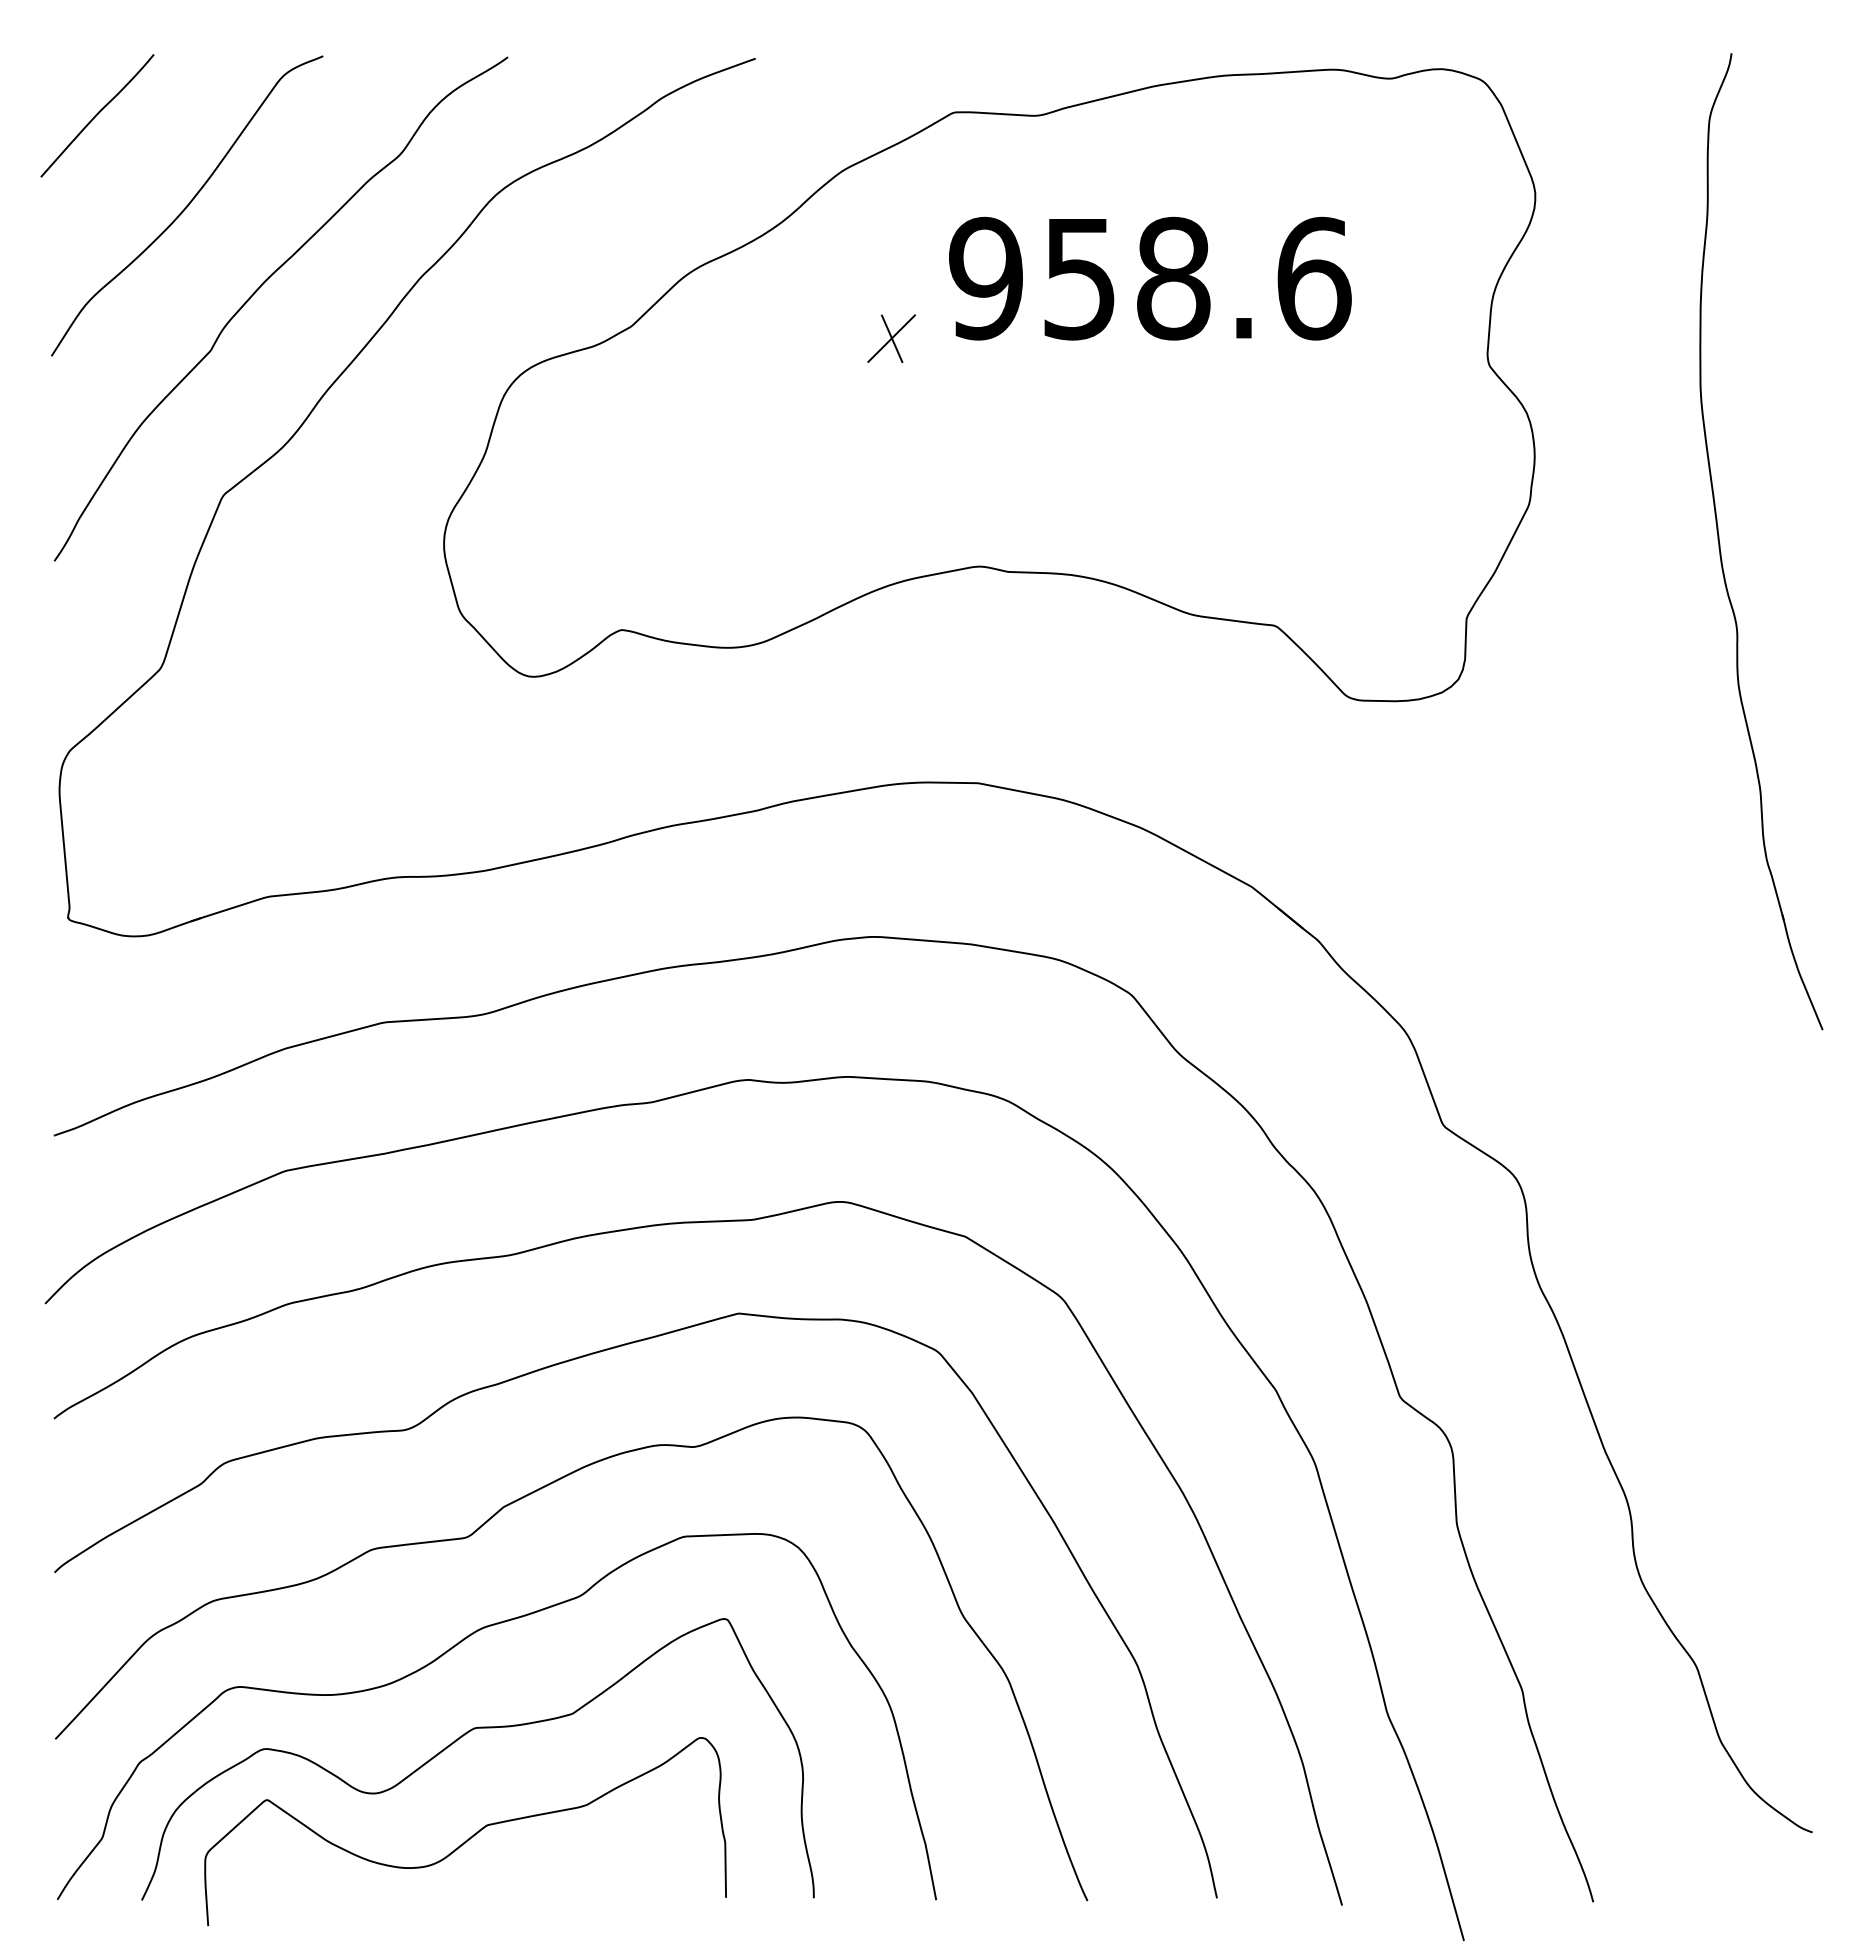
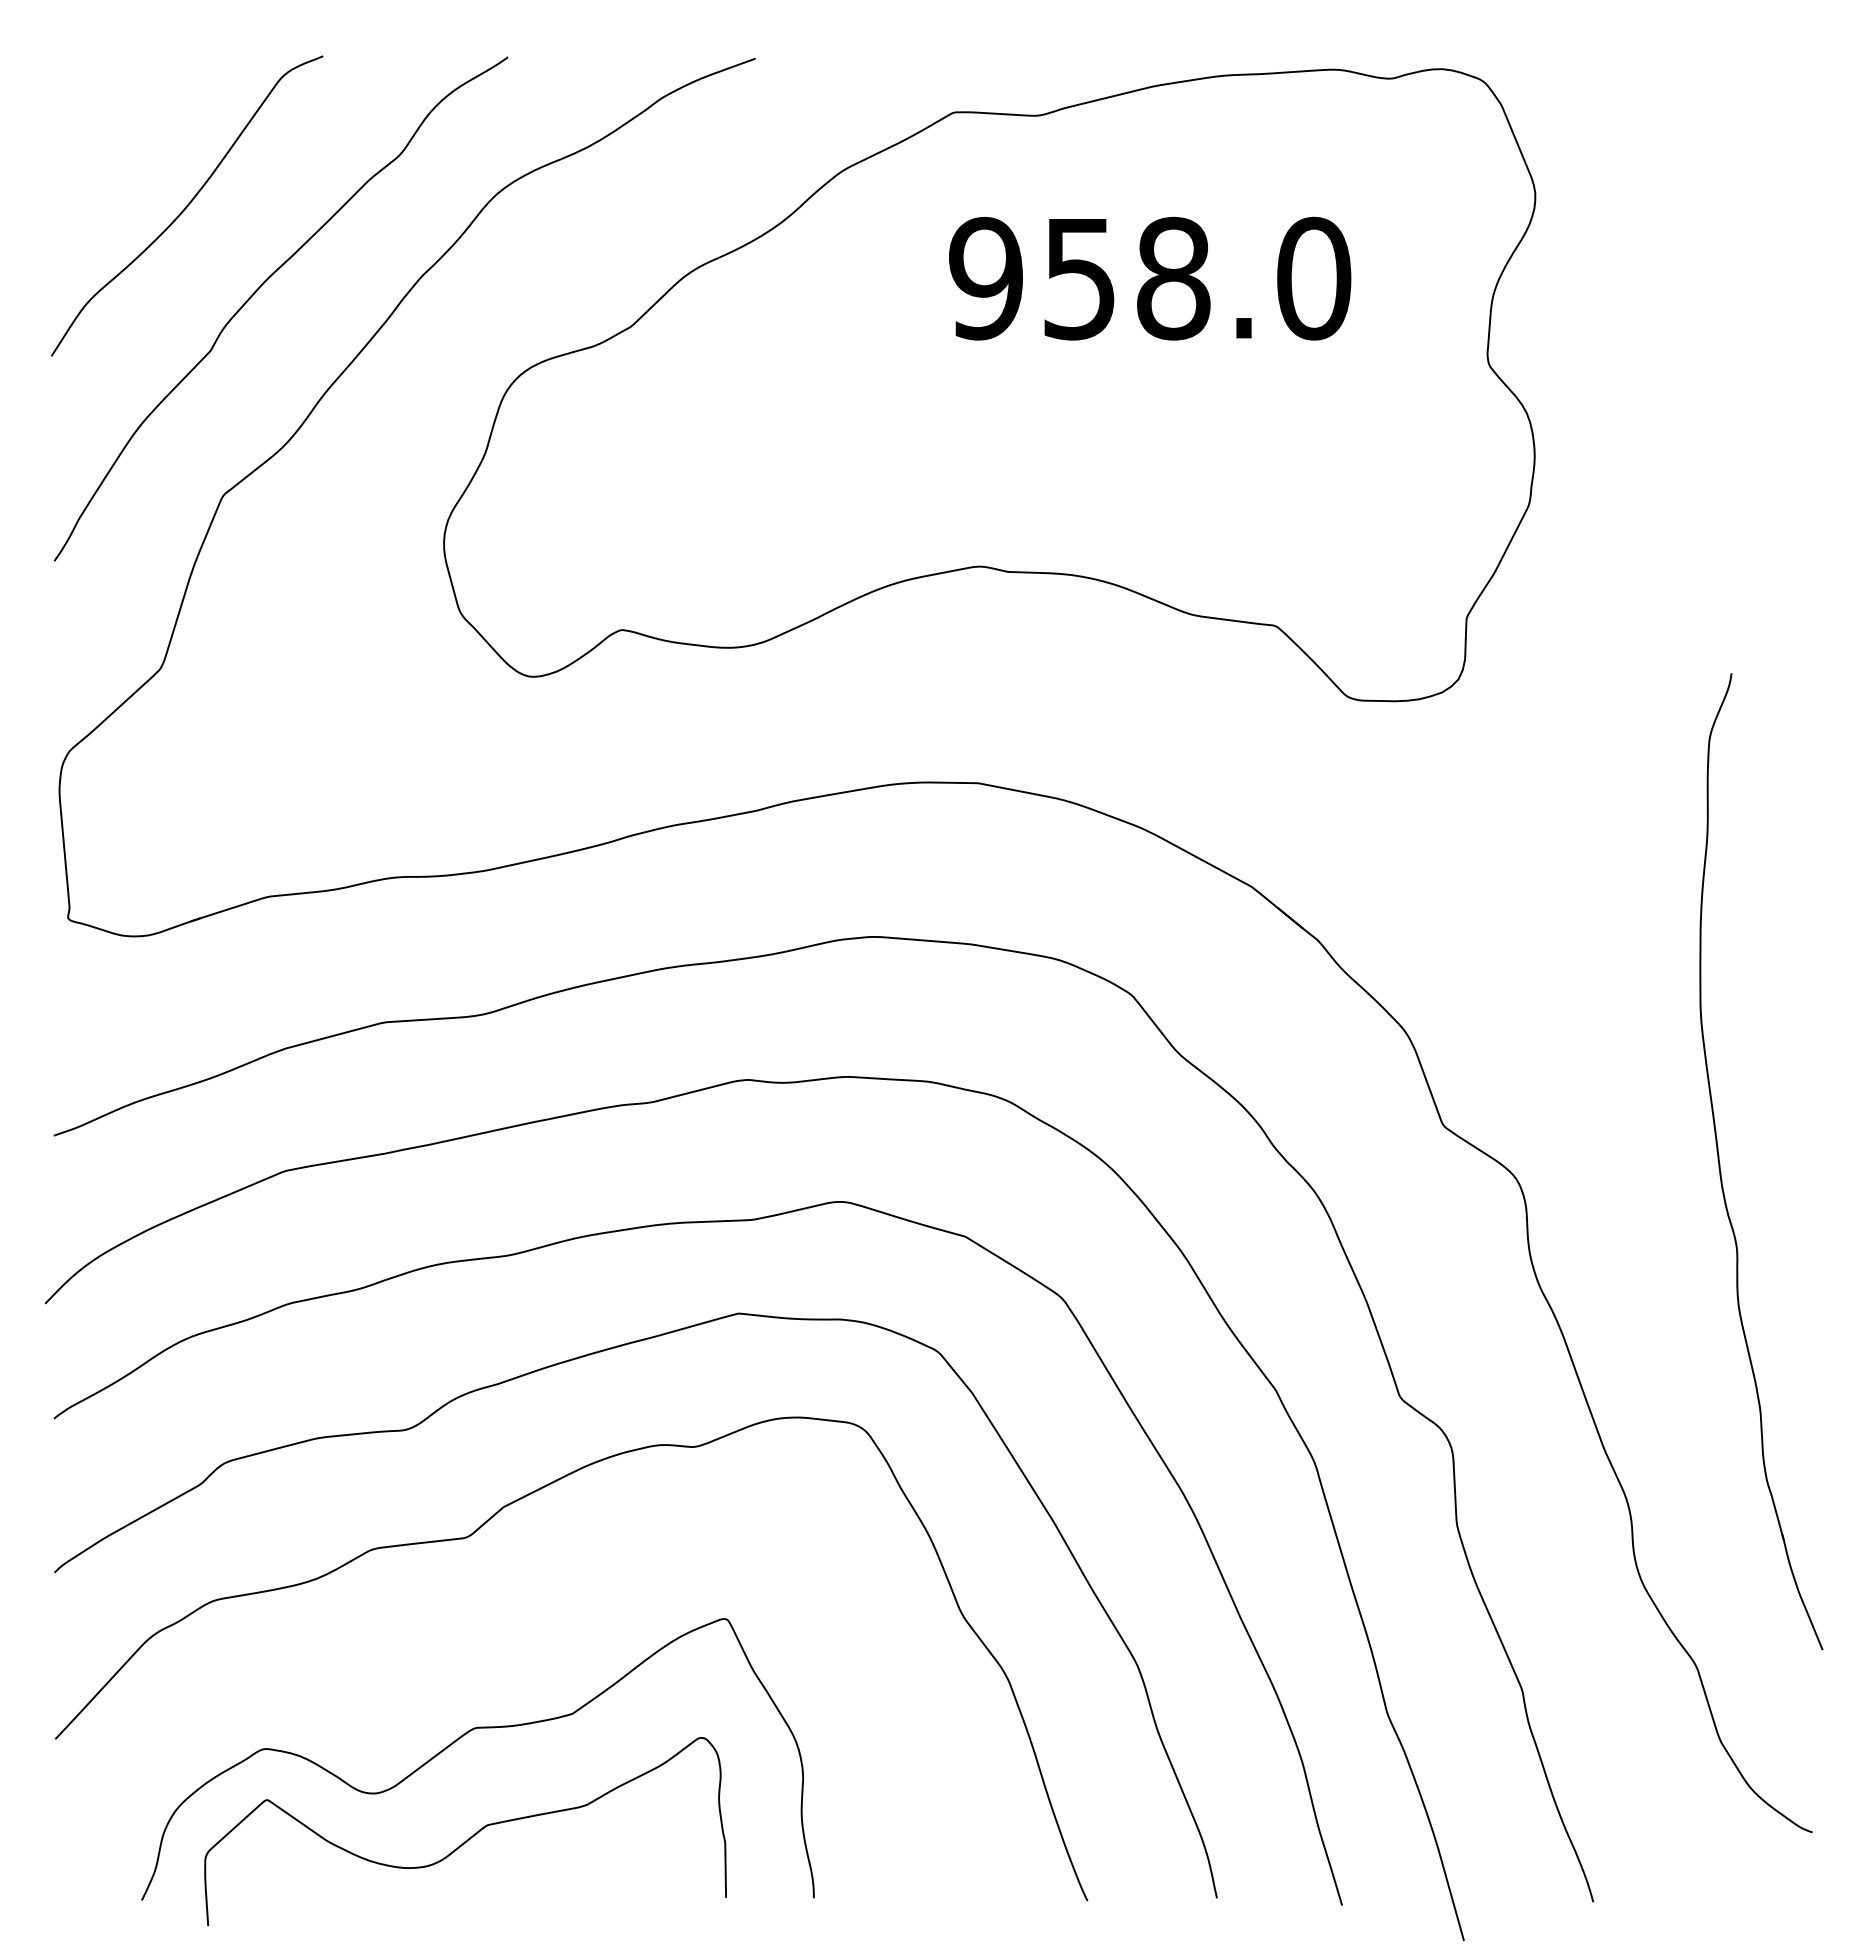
curve: present -> none (97, 115)
text: 958.6 -> 958.0 (1314, 278)
part: present -> none (891, 338)
part position: (1720, 543) -> (1720, 1163) (1720, 1163)
curve: present -> none (446, 1653)
